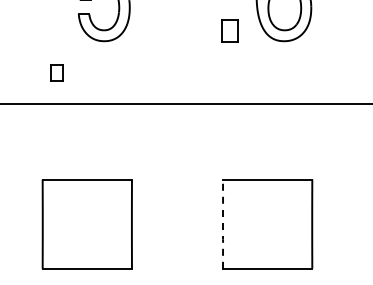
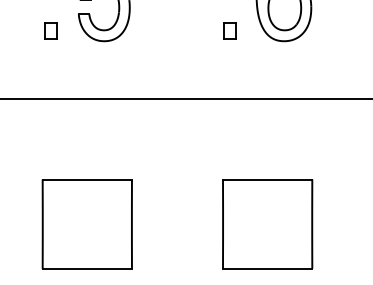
part size: 18x24 px -> 14x18 px (229, 30)
part position: (56, 72) -> (50, 30) (50, 30)
line position: (185, 103) -> (185, 98) (185, 98)
line: dashed -> solid (223, 223)
